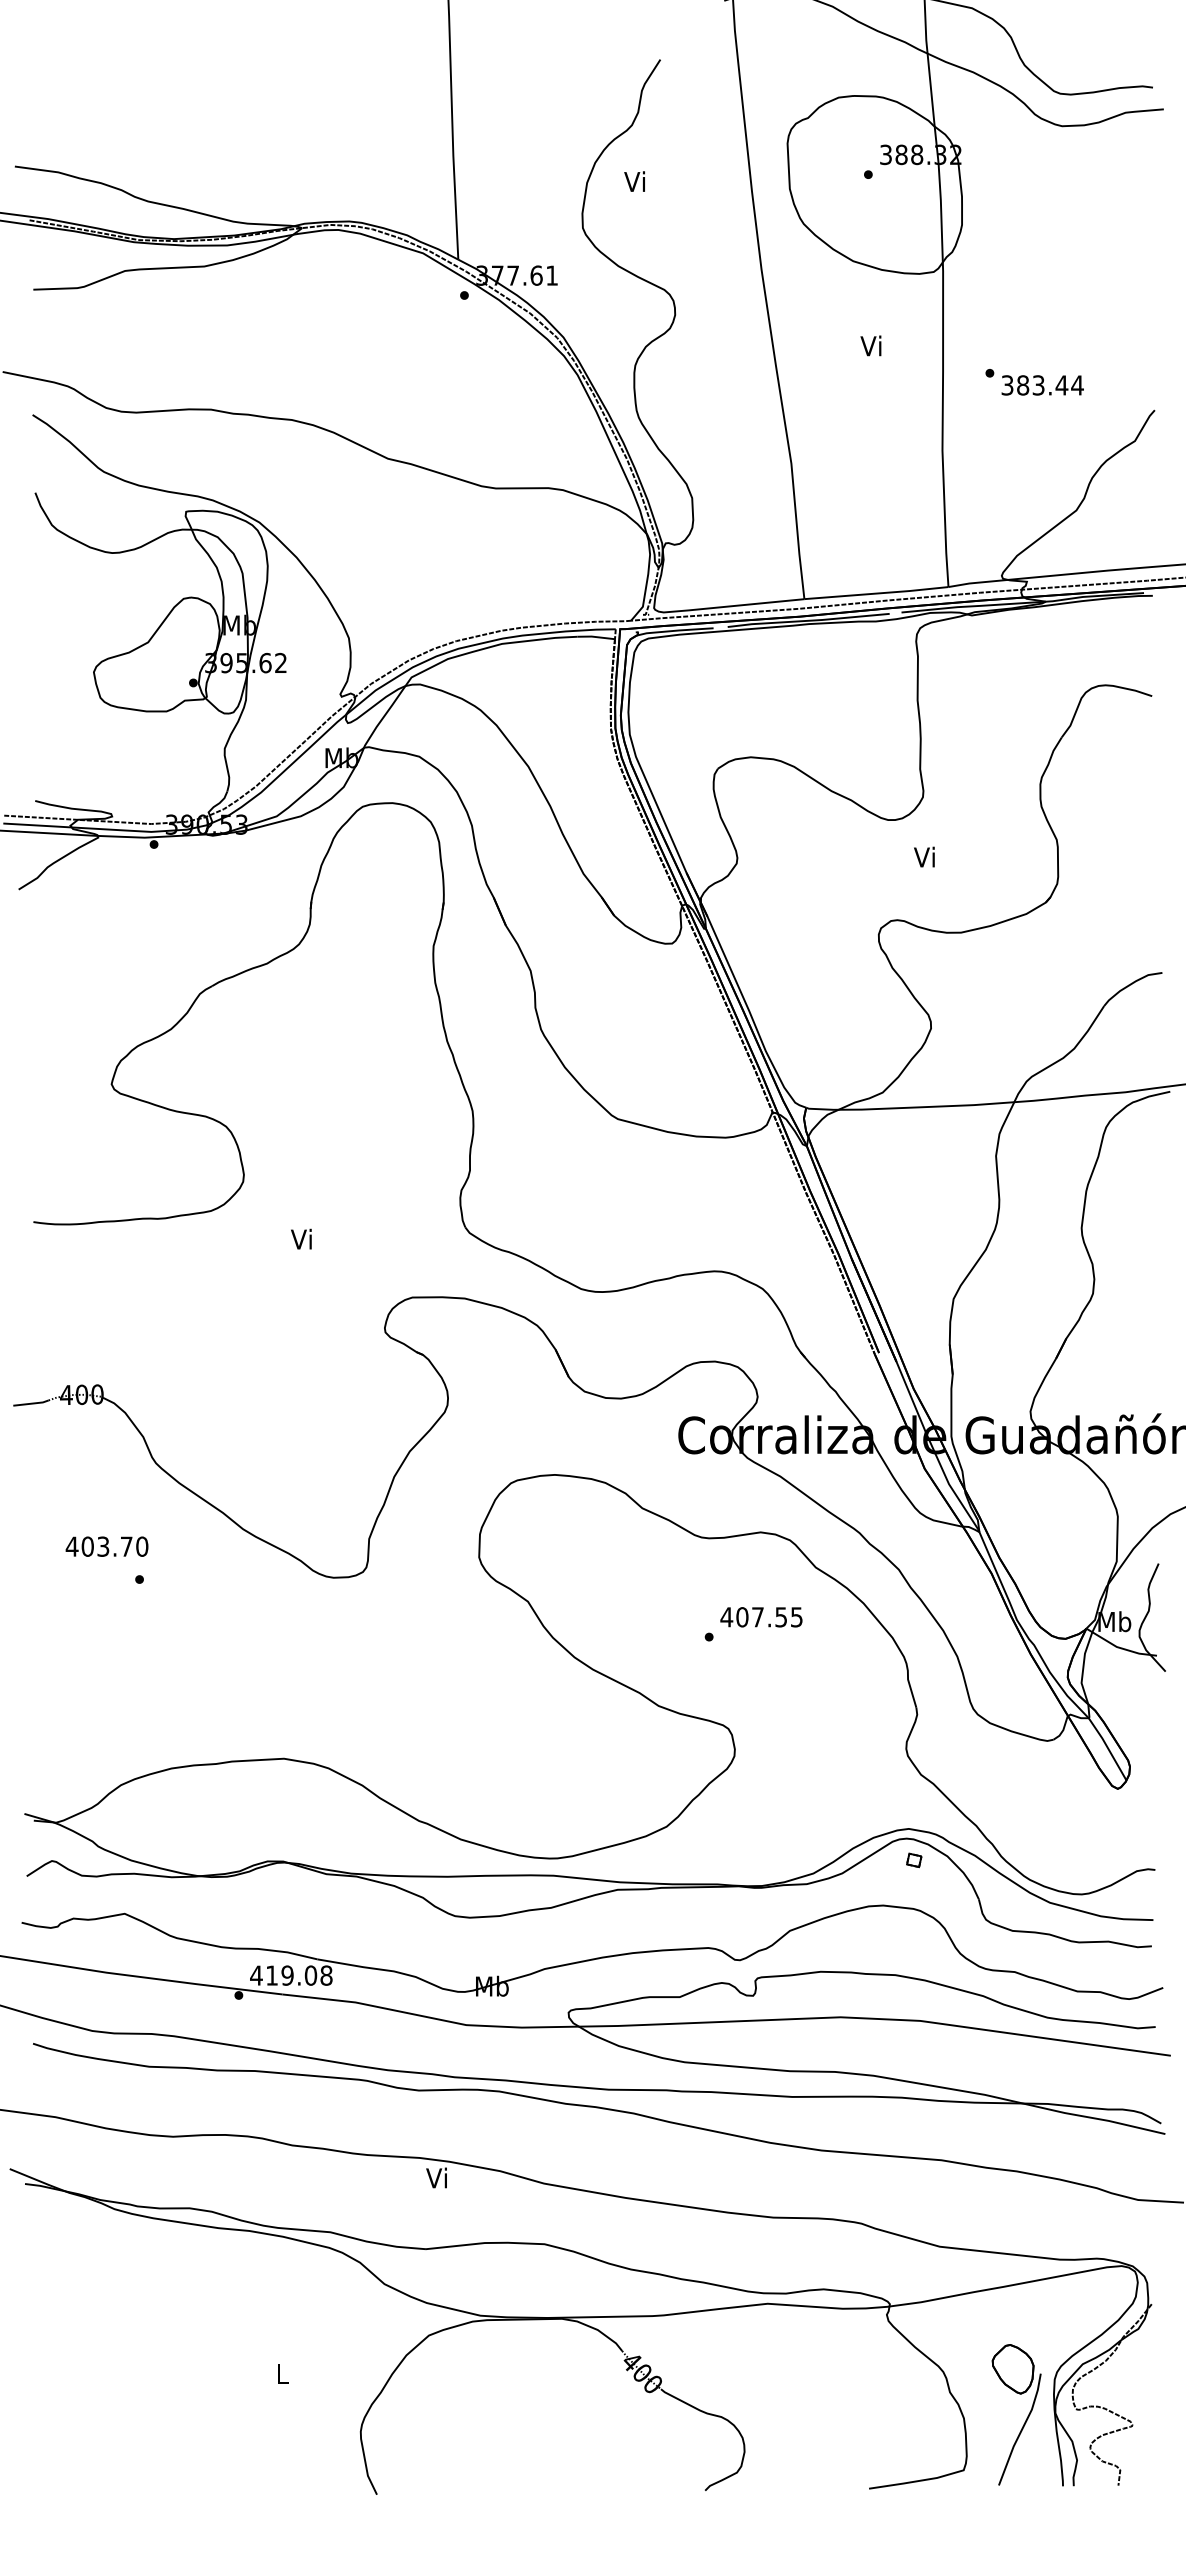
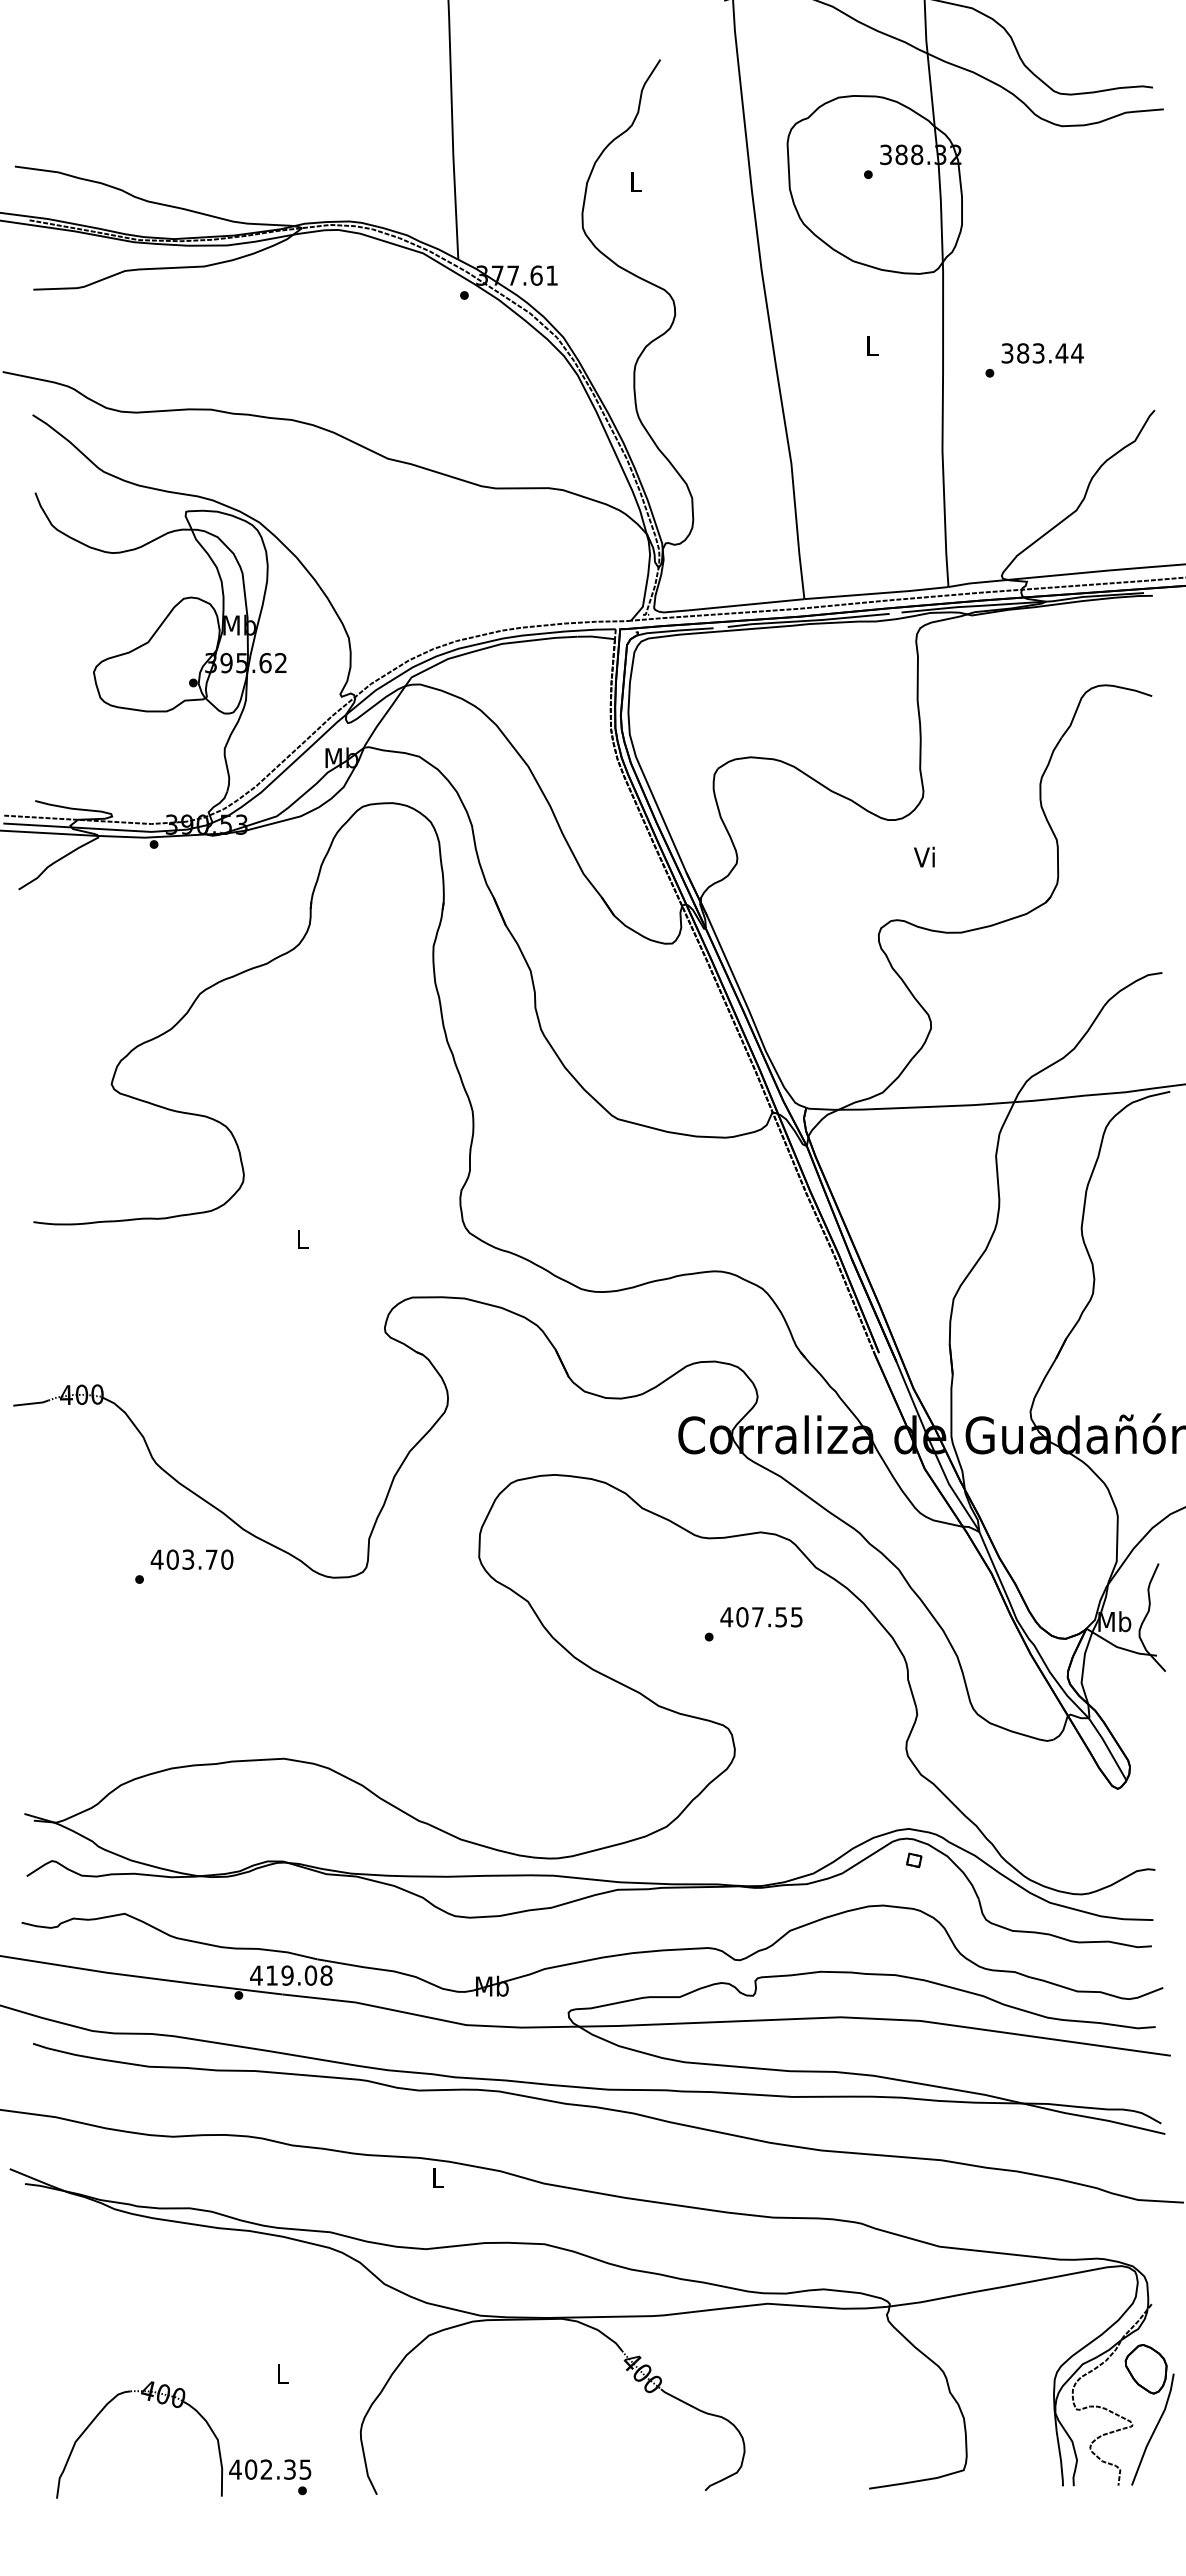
text: Vi -> L (634, 181)
text: Vi -> L (870, 345)
text position: (1042, 385) -> (1042, 353) (1042, 353)
text: Vi -> L (301, 1238)
text position: (106, 1546) -> (191, 1559) (191, 1559)
text: Vi -> L (436, 2177)
part position: (1026, 2418) -> (1159, 2418) (1159, 2418)
part: none -> present (207, 2425)
